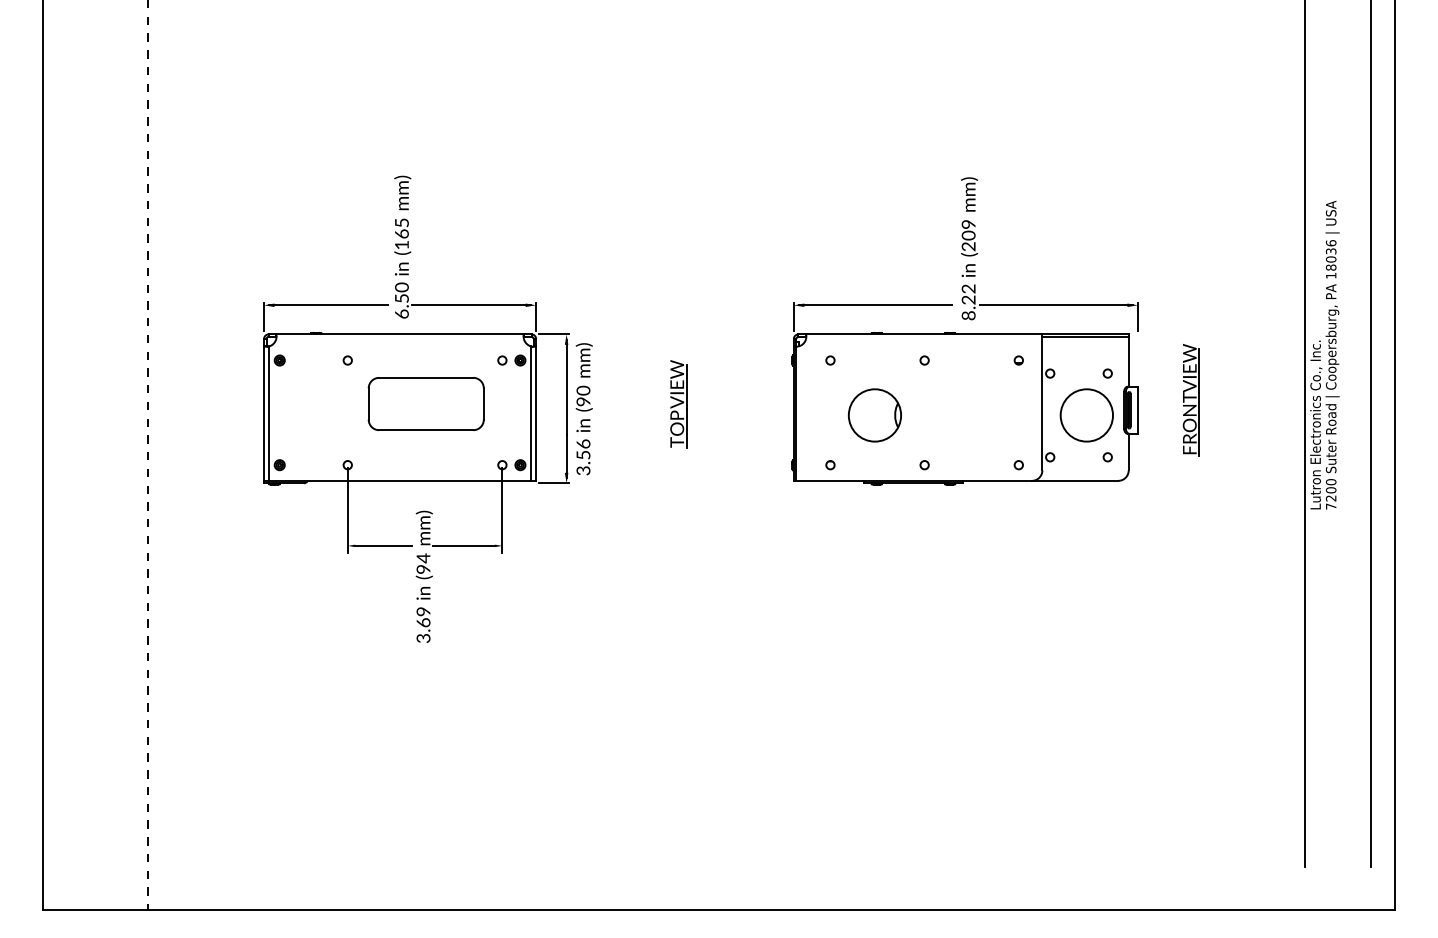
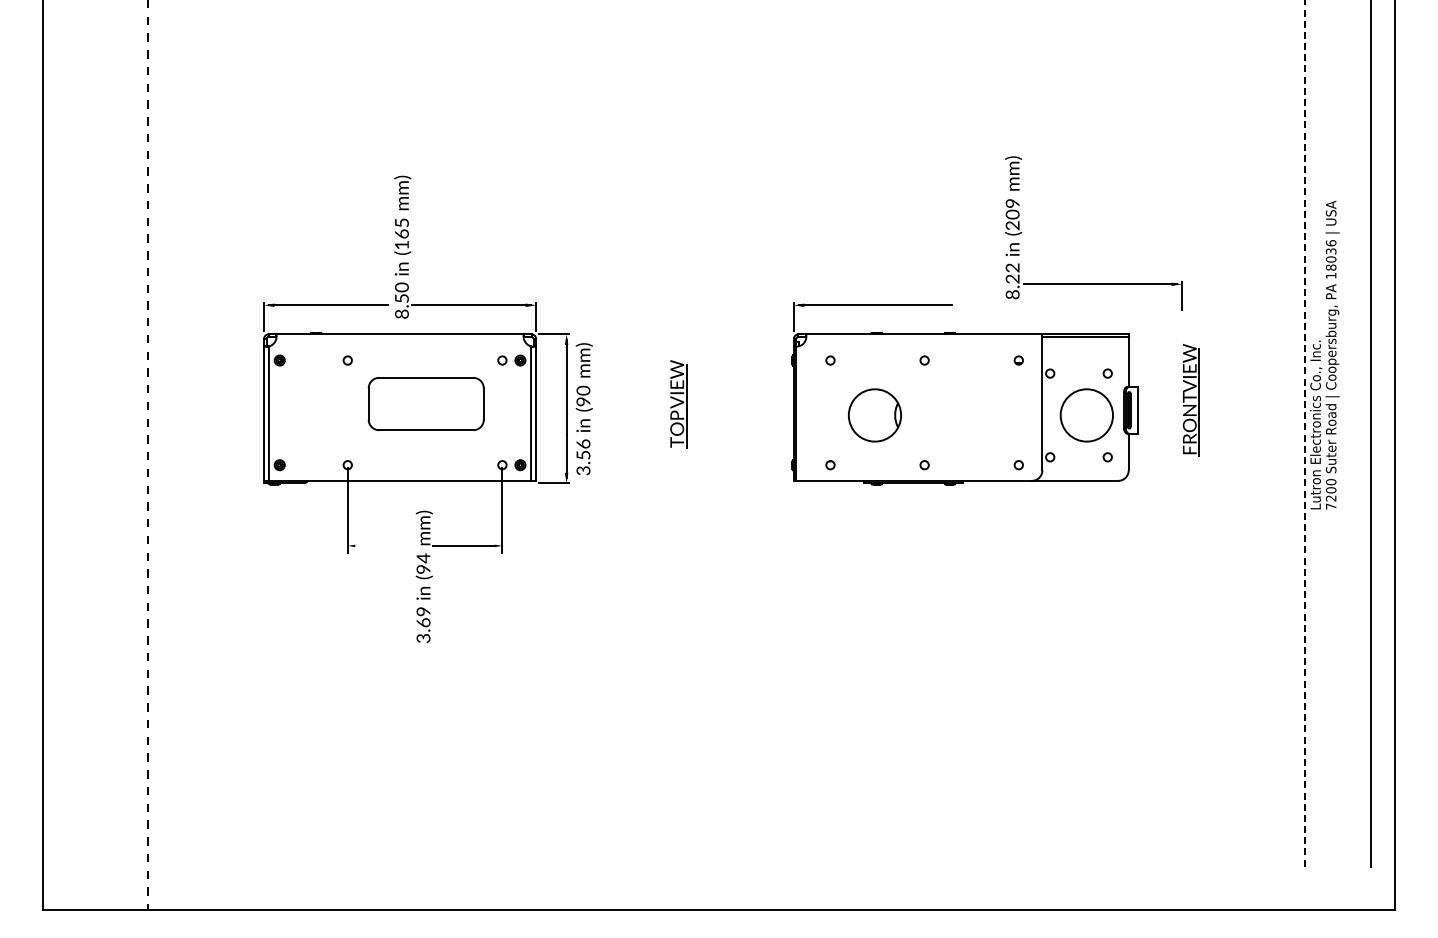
part position: (1049, 304) -> (1093, 283) (1093, 283)
text: 6.50 -> 8.50 (401, 313)
line: solid -> dashed (1305, 433)
line: present -> none (383, 545)
